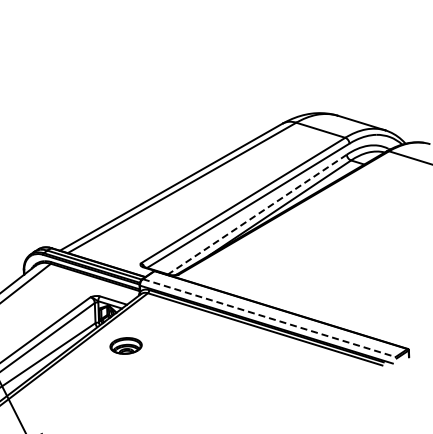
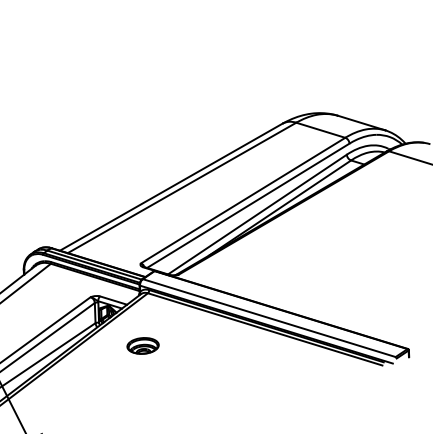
line: dashed -> solid (257, 214)
line: dashed -> solid (269, 318)
part position: (125, 345) -> (142, 345) (142, 345)
